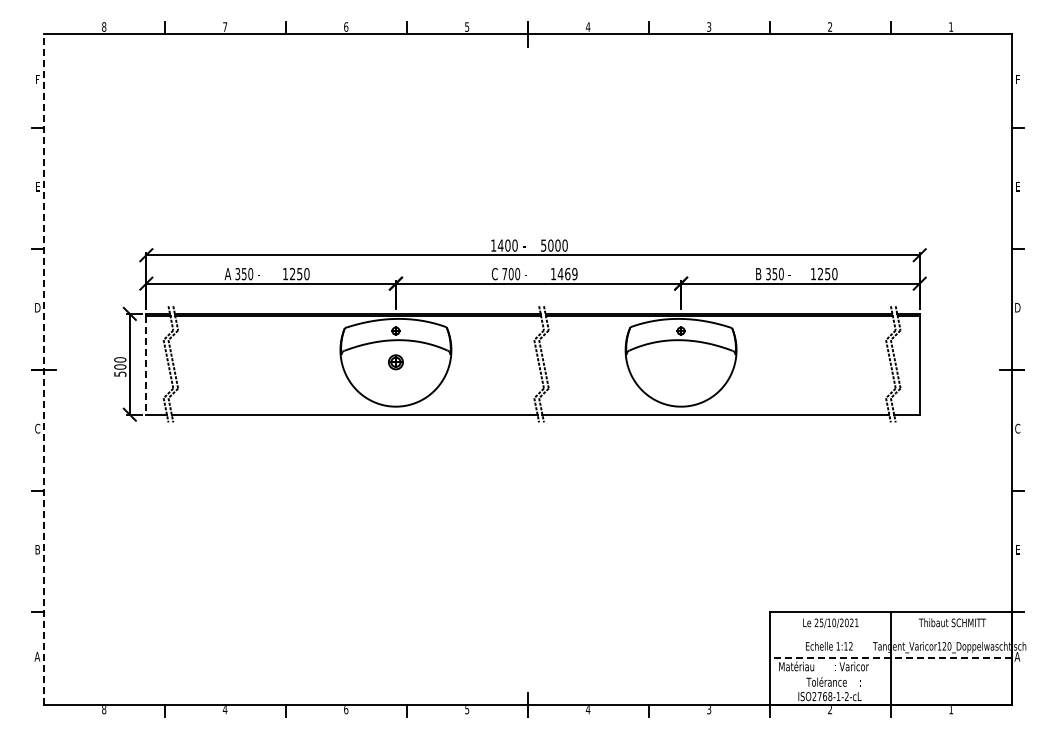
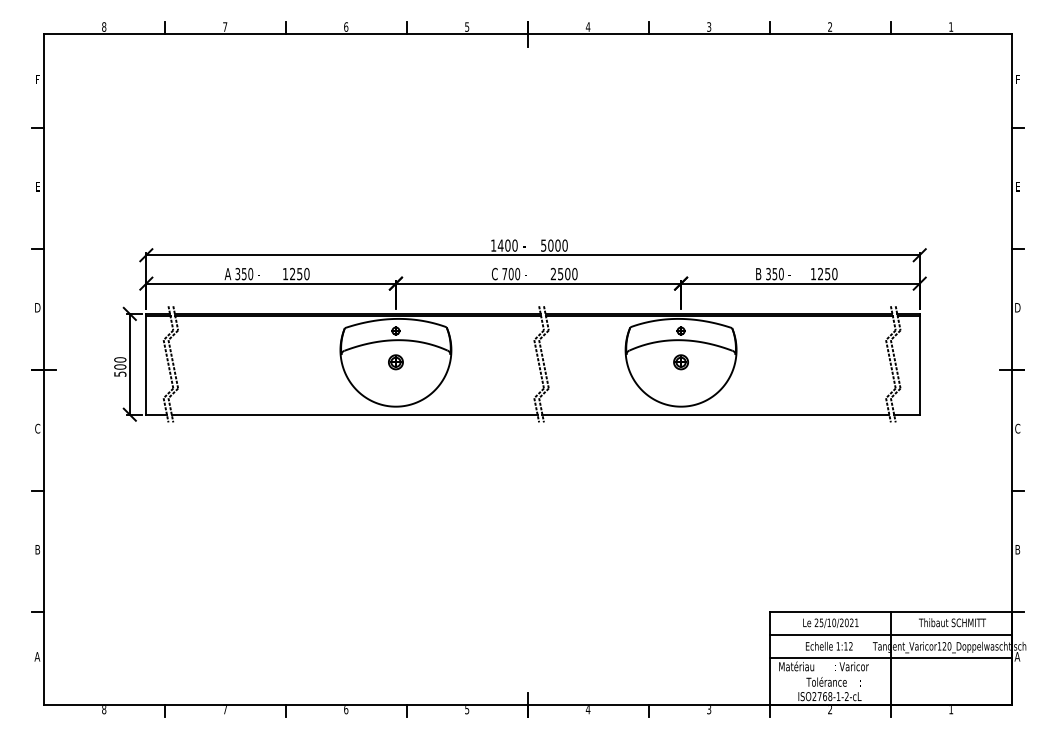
text: 1469 -> 2500 (563, 273)
part: none -> present (680, 362)
line: dashed -> solid (146, 366)
line: dashed -> solid (43, 369)
text: E -> B (1017, 549)
line: none -> present (890, 634)
line: dashed -> solid (890, 658)
text: 4 -> 7 (224, 710)
